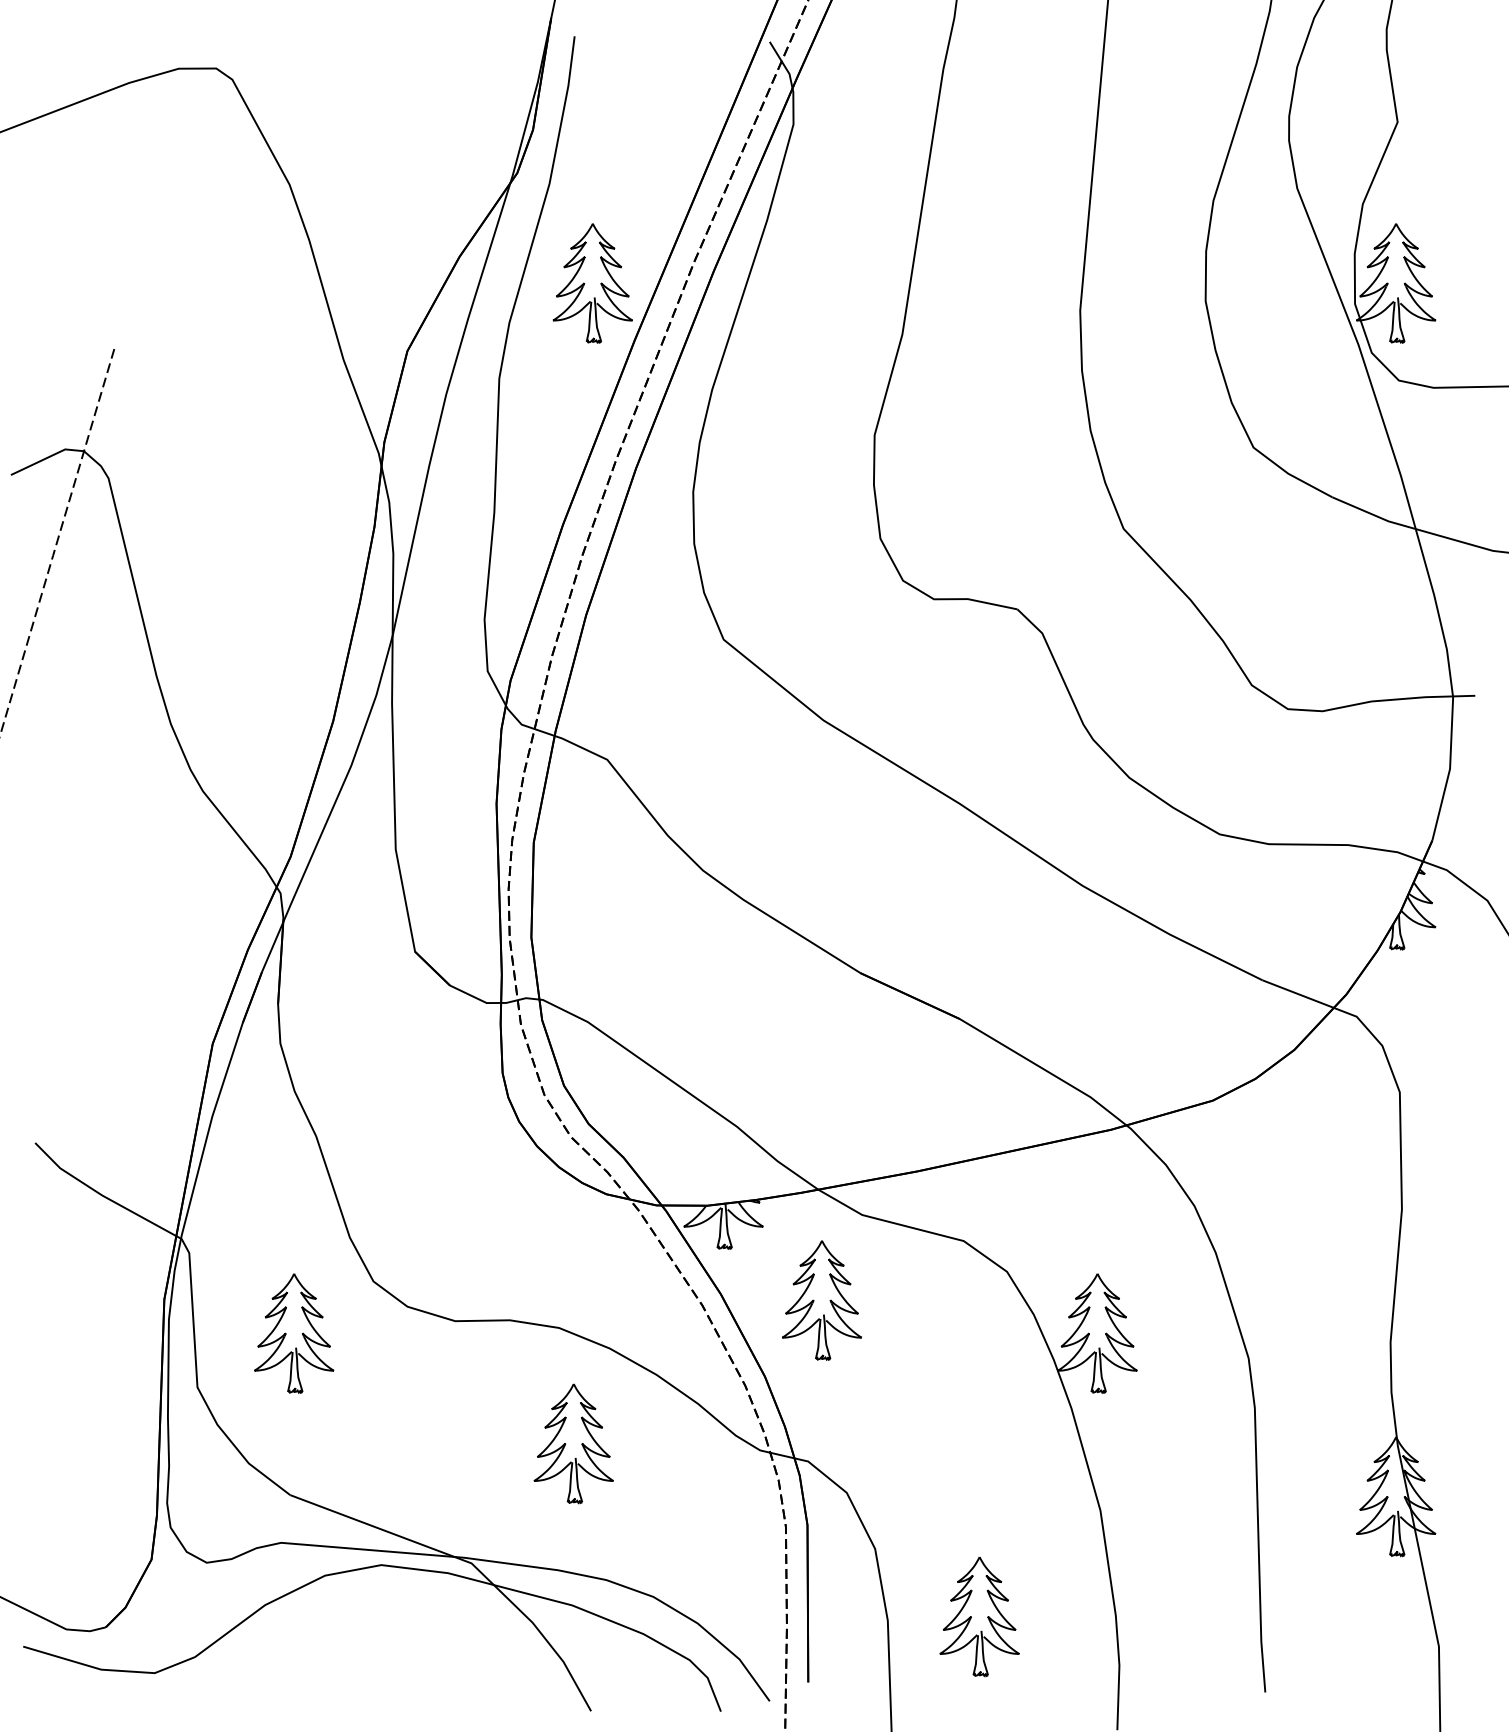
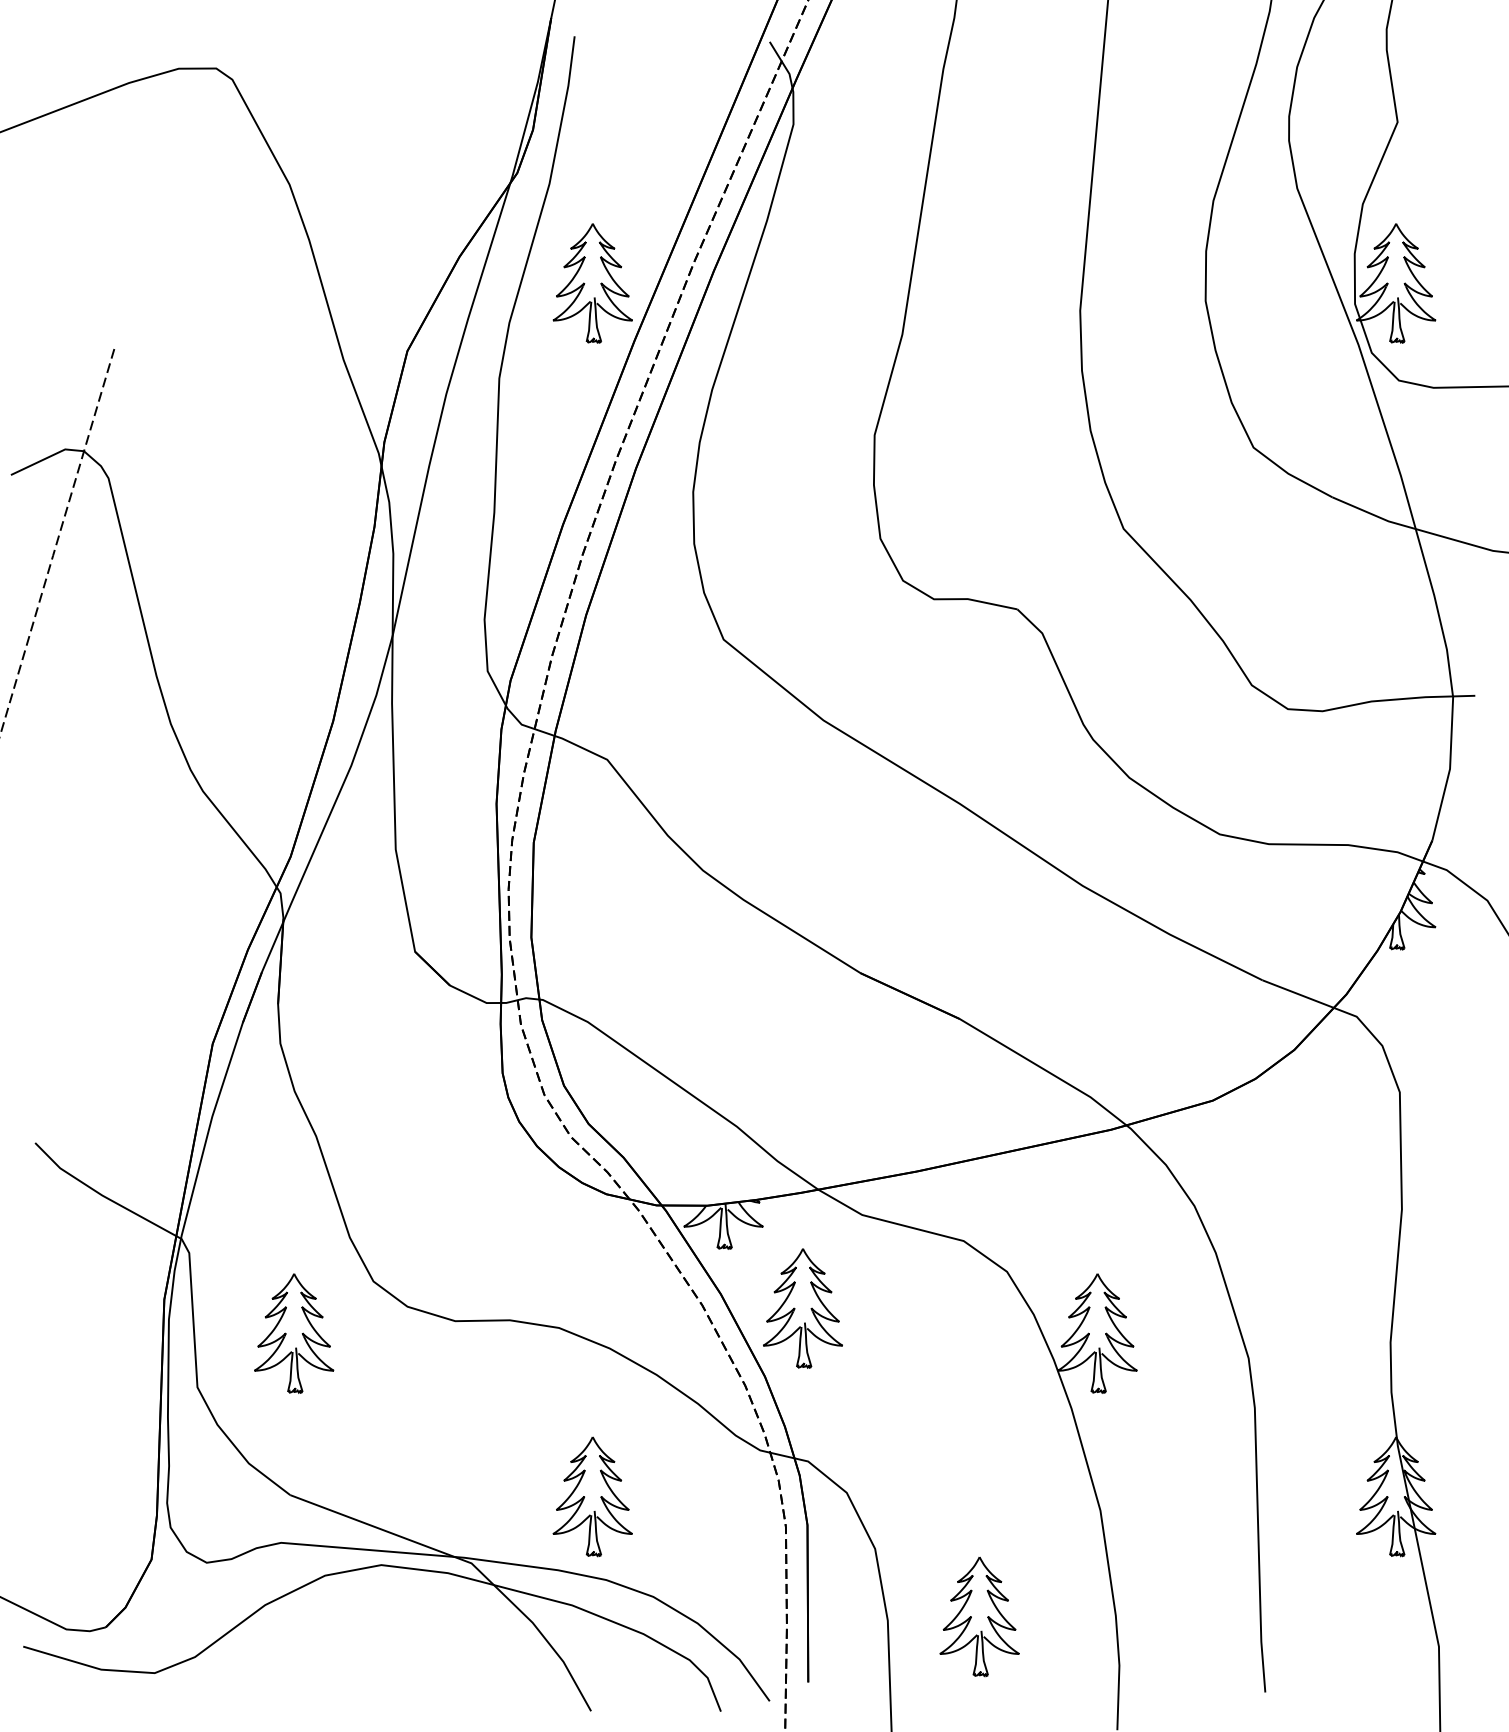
part position: (821, 1300) -> (802, 1308) (802, 1308)
part position: (573, 1443) -> (592, 1496) (592, 1496)
